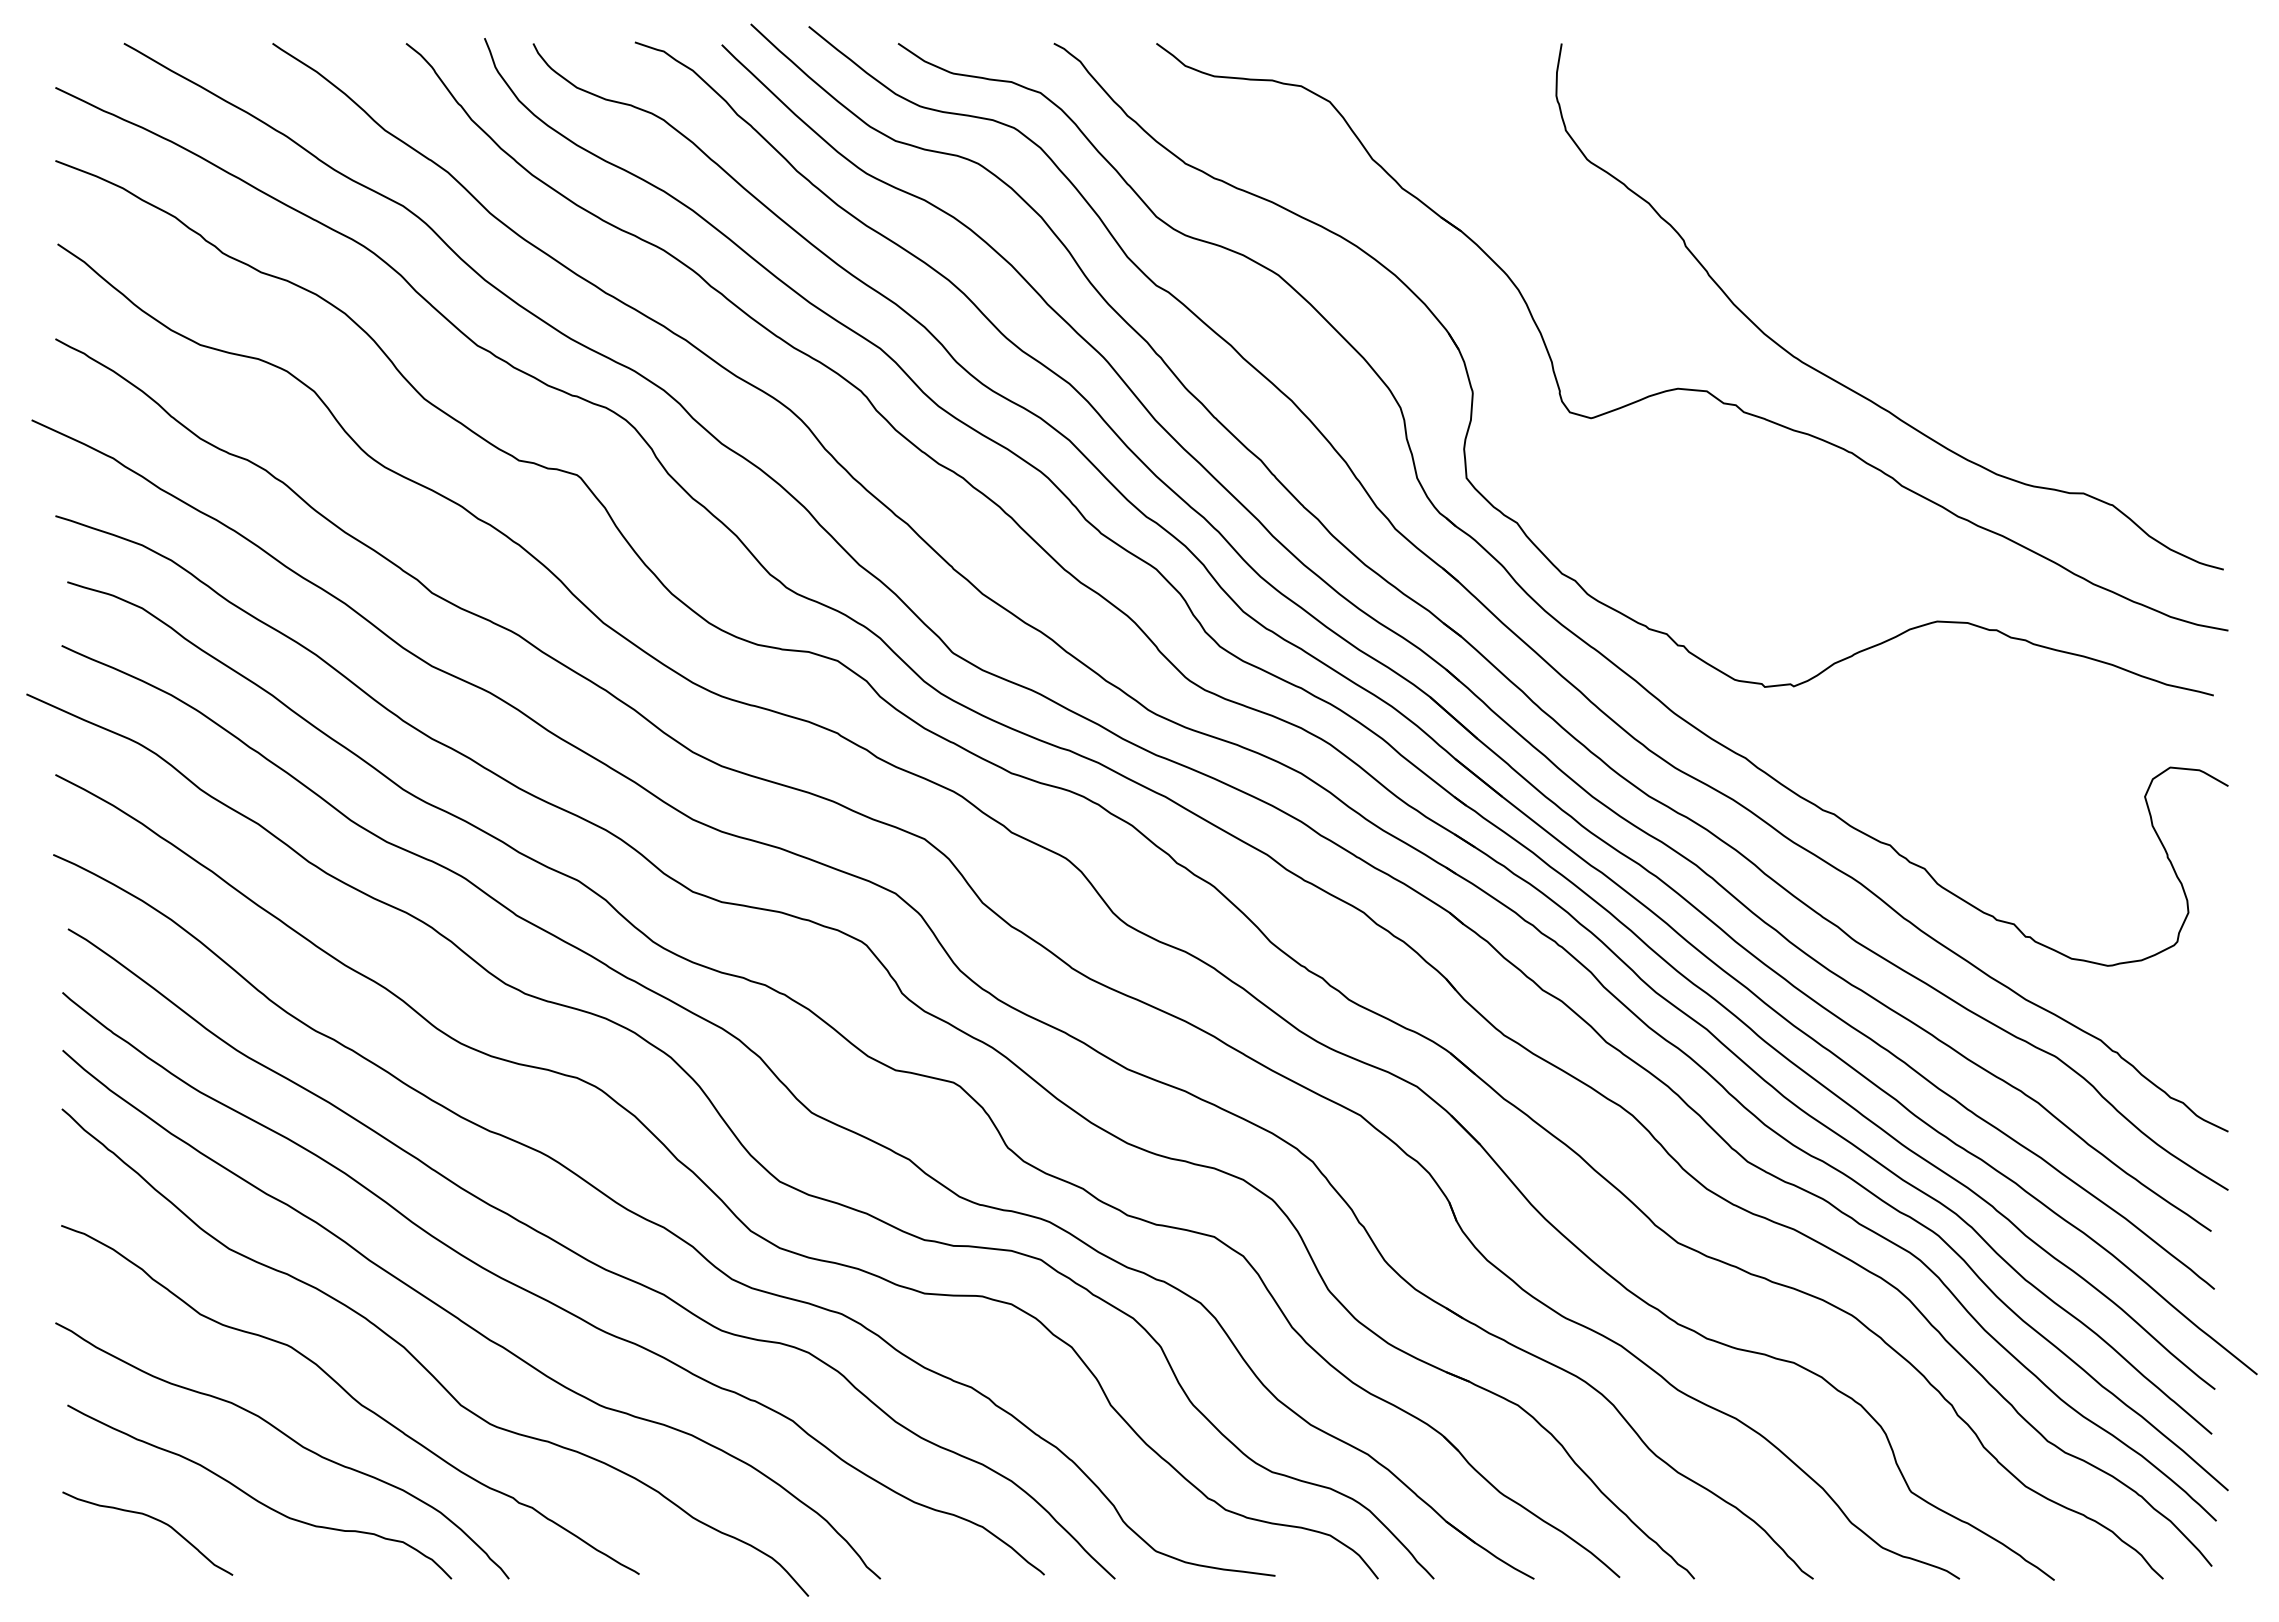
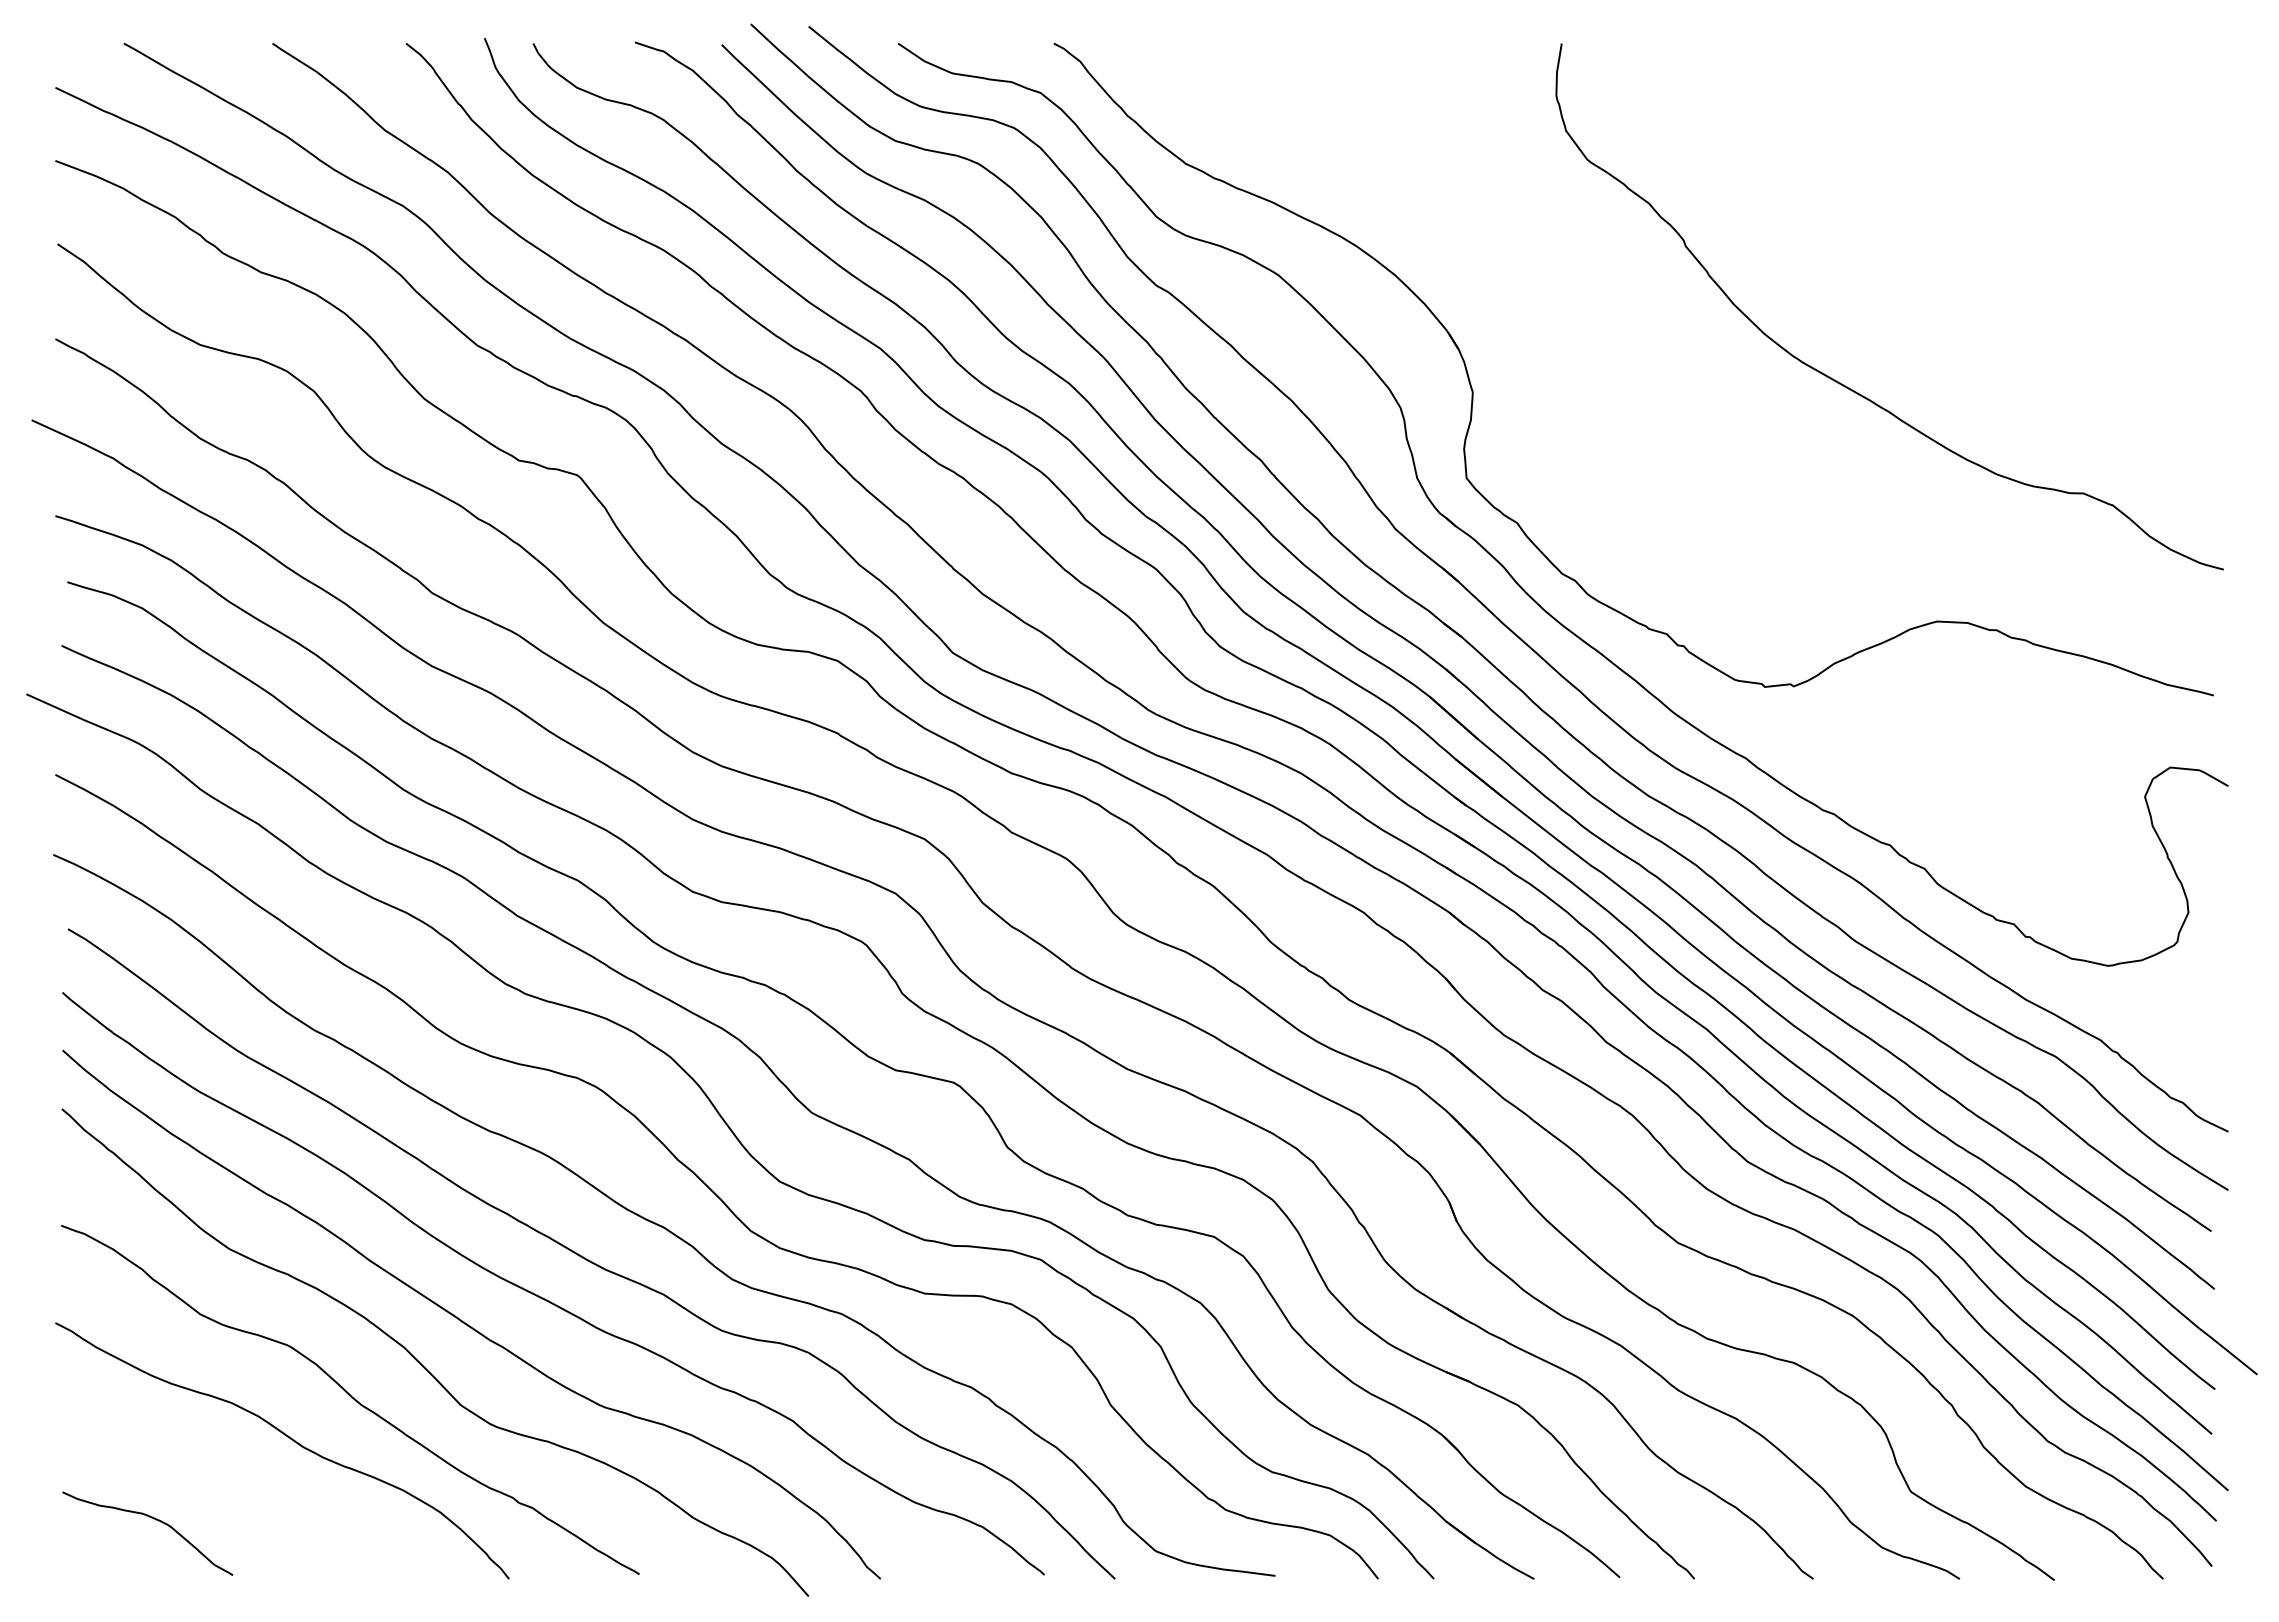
part: present -> none (1689, 388)
curve: present -> none (255, 1498)
